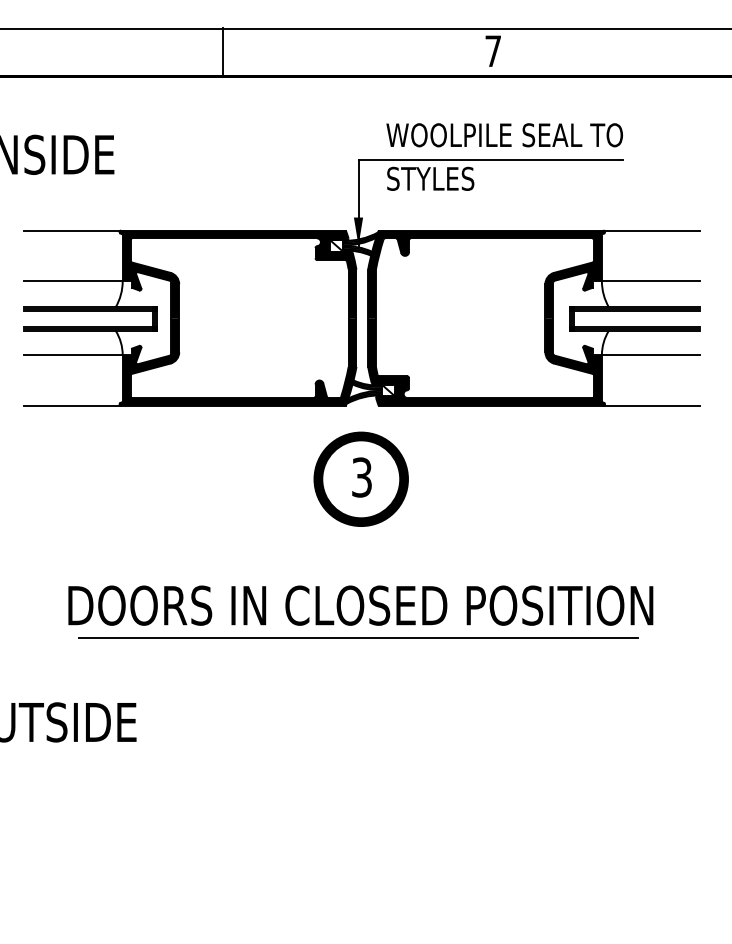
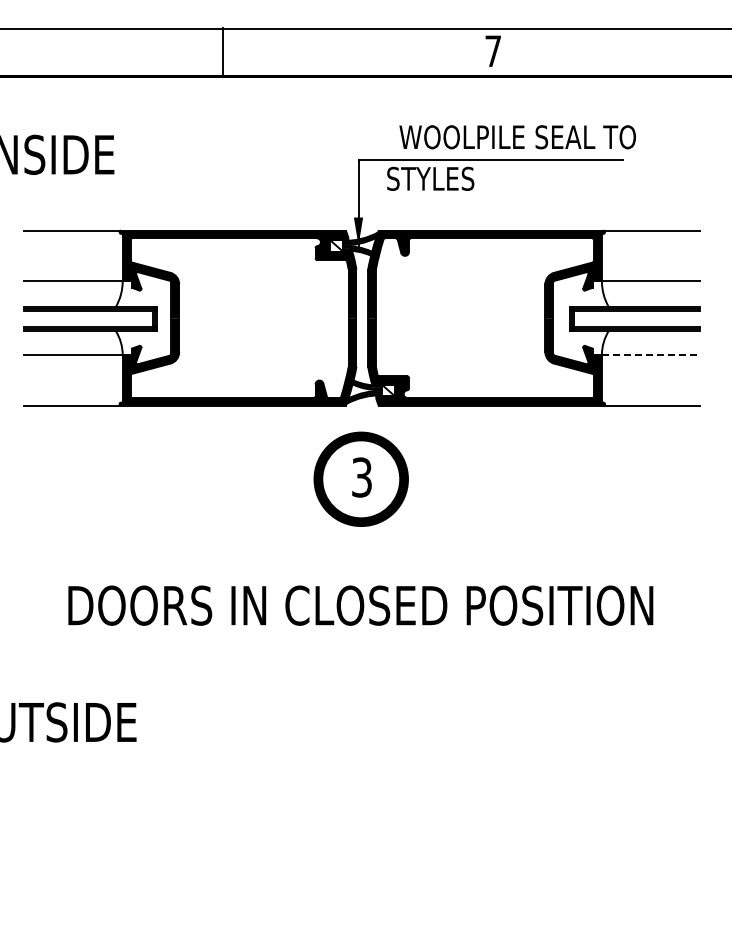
text position: (504, 135) -> (517, 137) (517, 137)
line: solid -> dashed (651, 355)
line: present -> none (358, 637)
